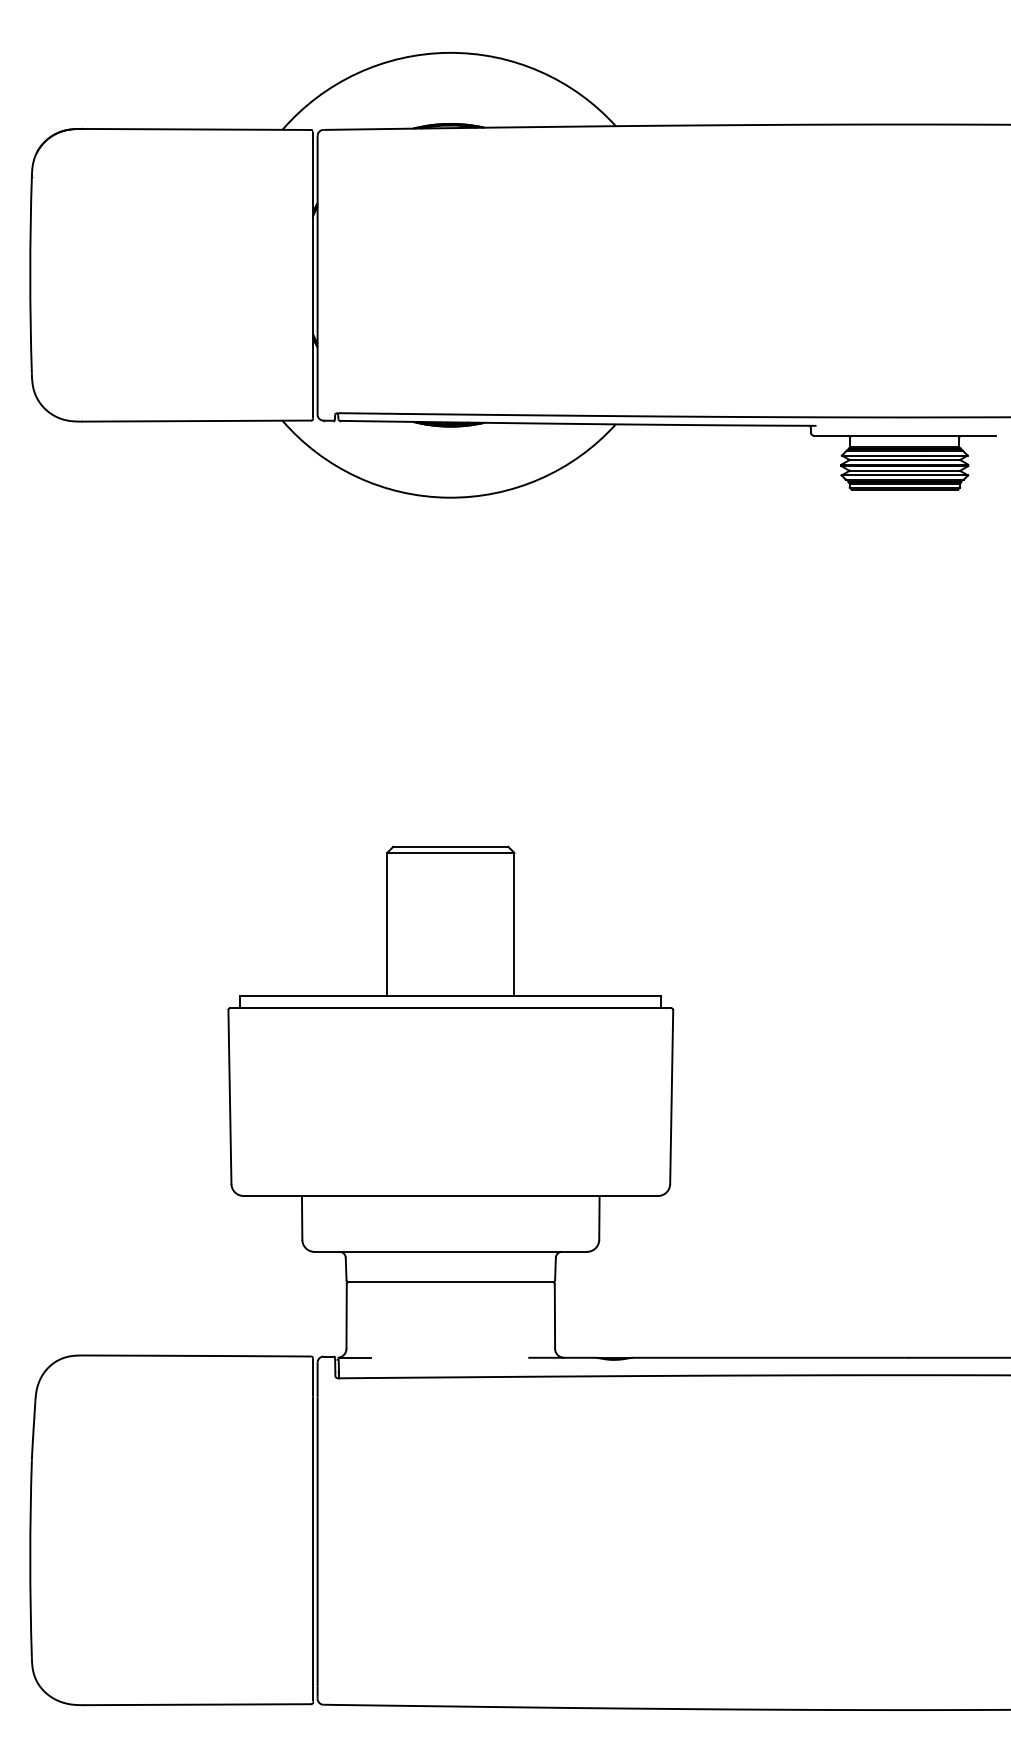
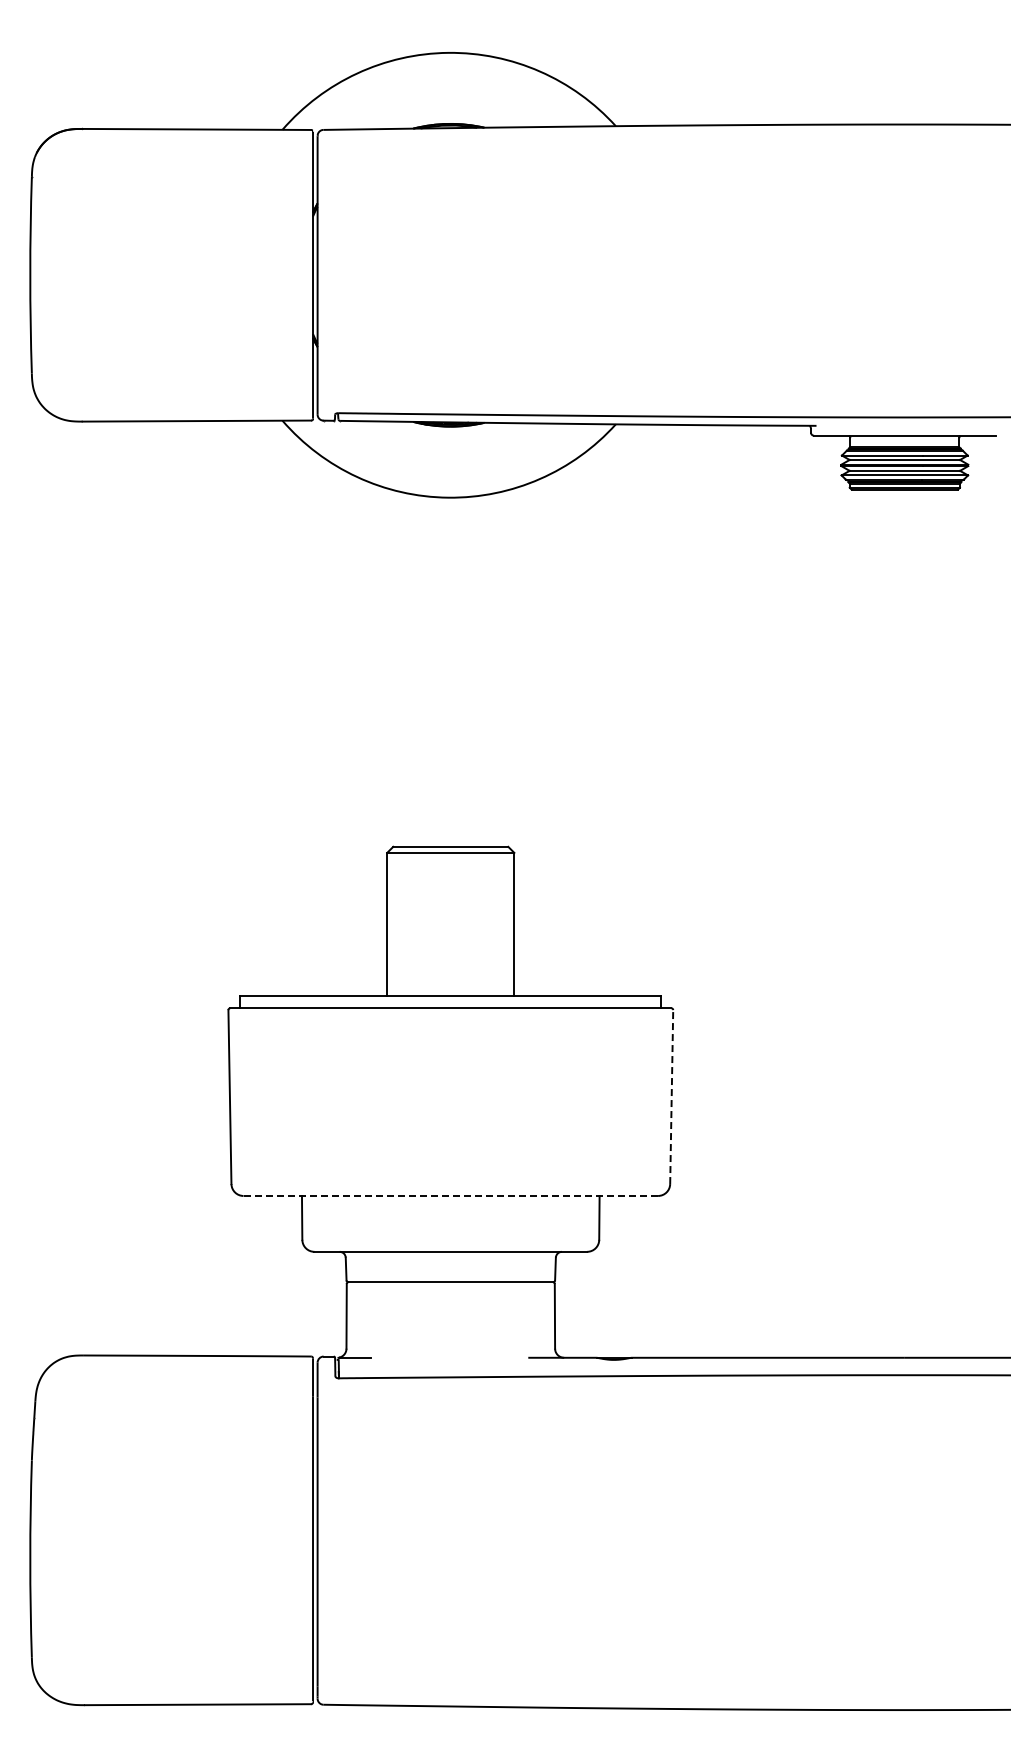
line: solid -> dashed (671, 1097)
line: solid -> dashed (450, 1195)
